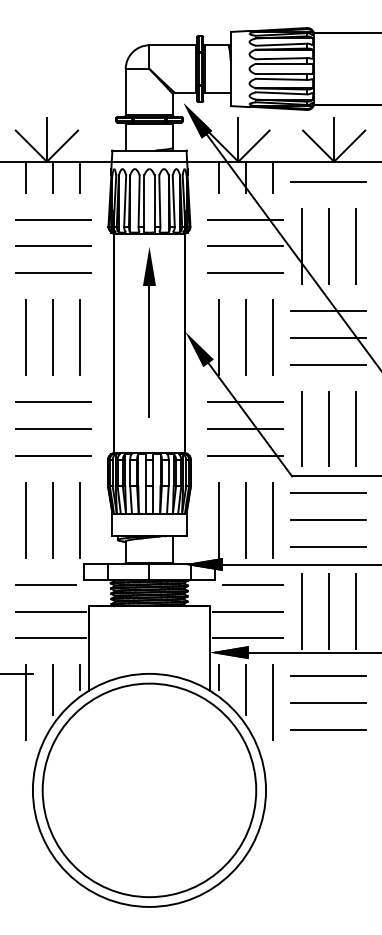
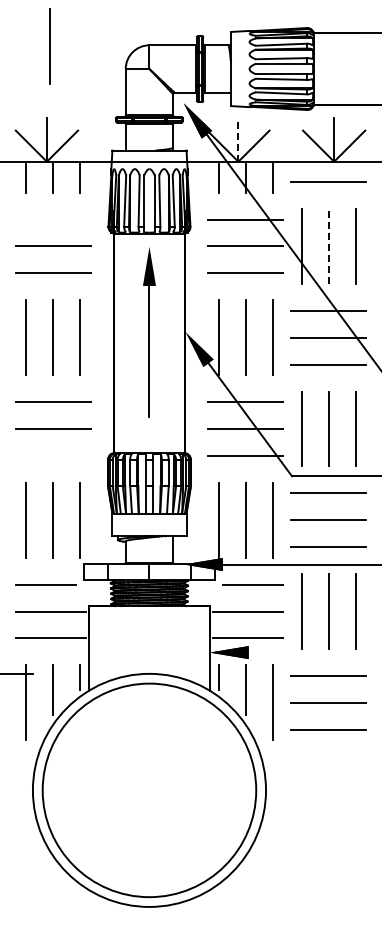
line: none -> present (49, 46)
line: solid -> dashed (238, 139)
line: present -> none (53, 219)
line: solid -> dashed (328, 245)
line: present -> none (52, 455)
line: present -> none (313, 652)
